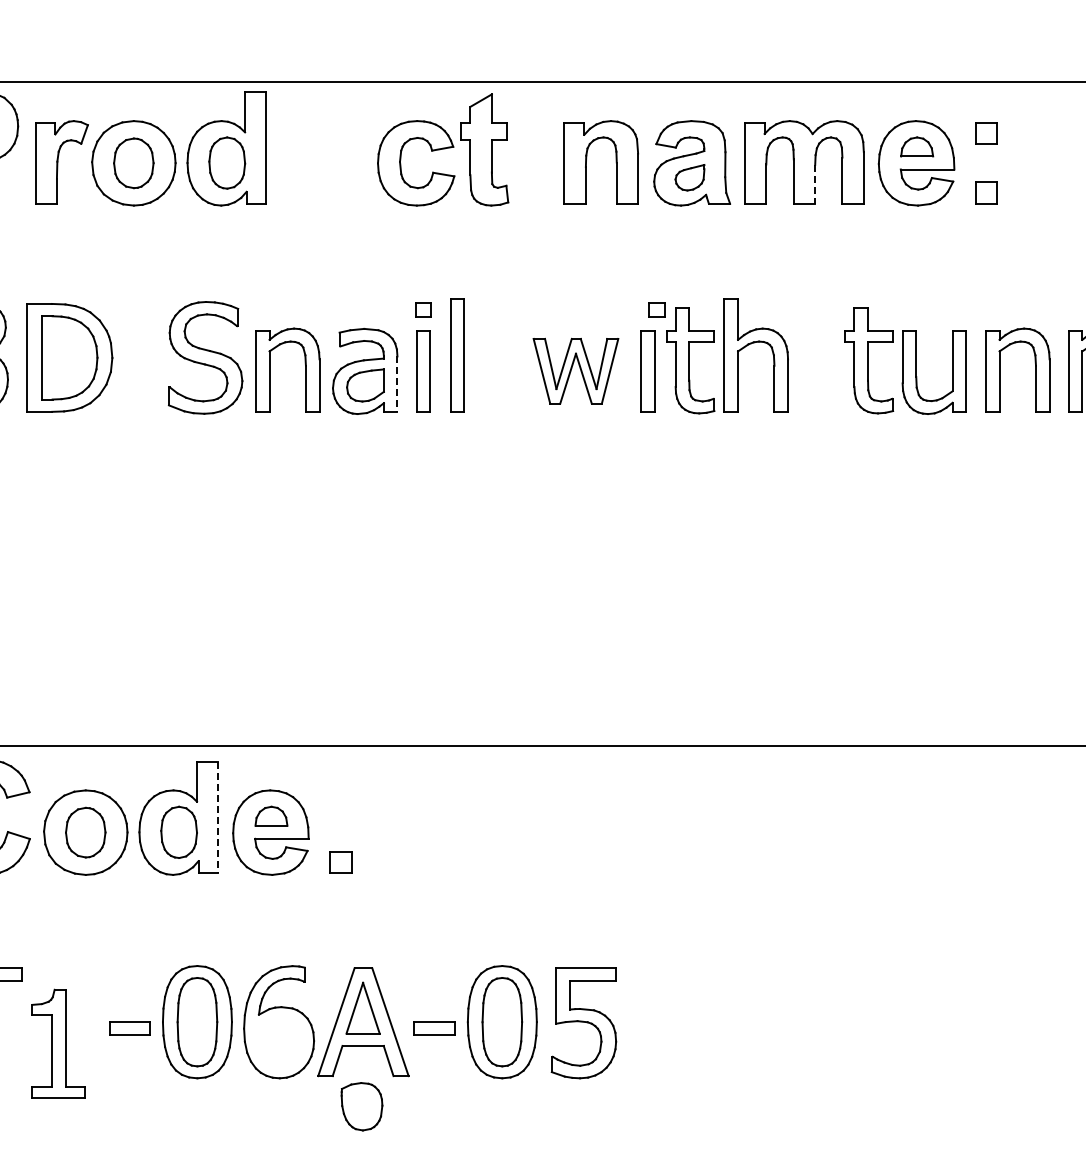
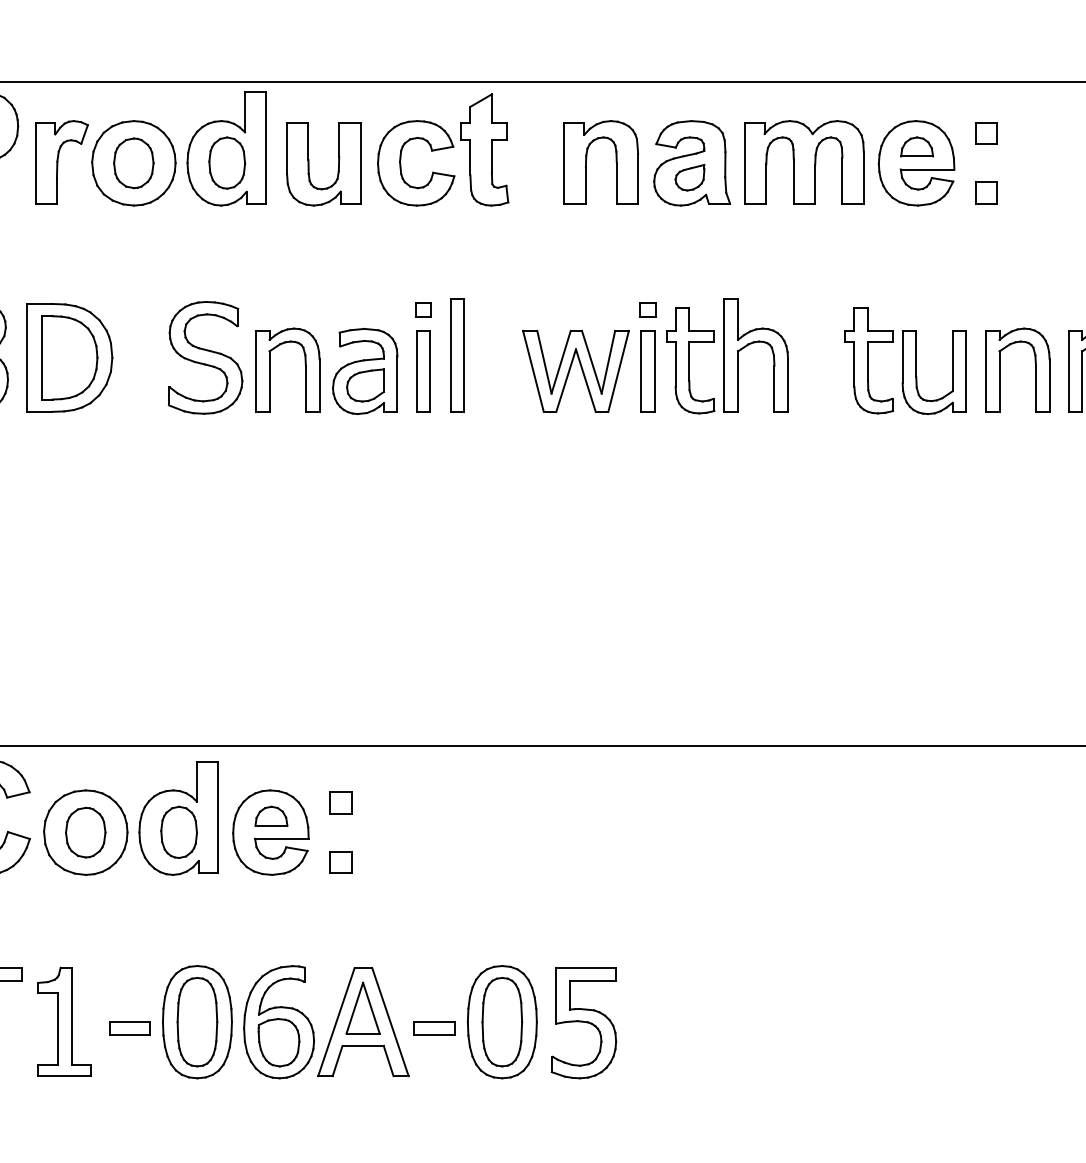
part: none -> present (309, 164)
line: dashed -> solid (815, 184)
part position: (656, 309) -> (647, 309) (647, 309)
part size: 88x68 px -> 108x84 px (575, 370)
line: dashed -> solid (397, 384)
part: none -> present (340, 802)
line: dashed -> solid (218, 817)
part position: (58, 1043) -> (64, 1021) (64, 1021)
part position: (361, 1106) -> (278, 1042) (278, 1042)
